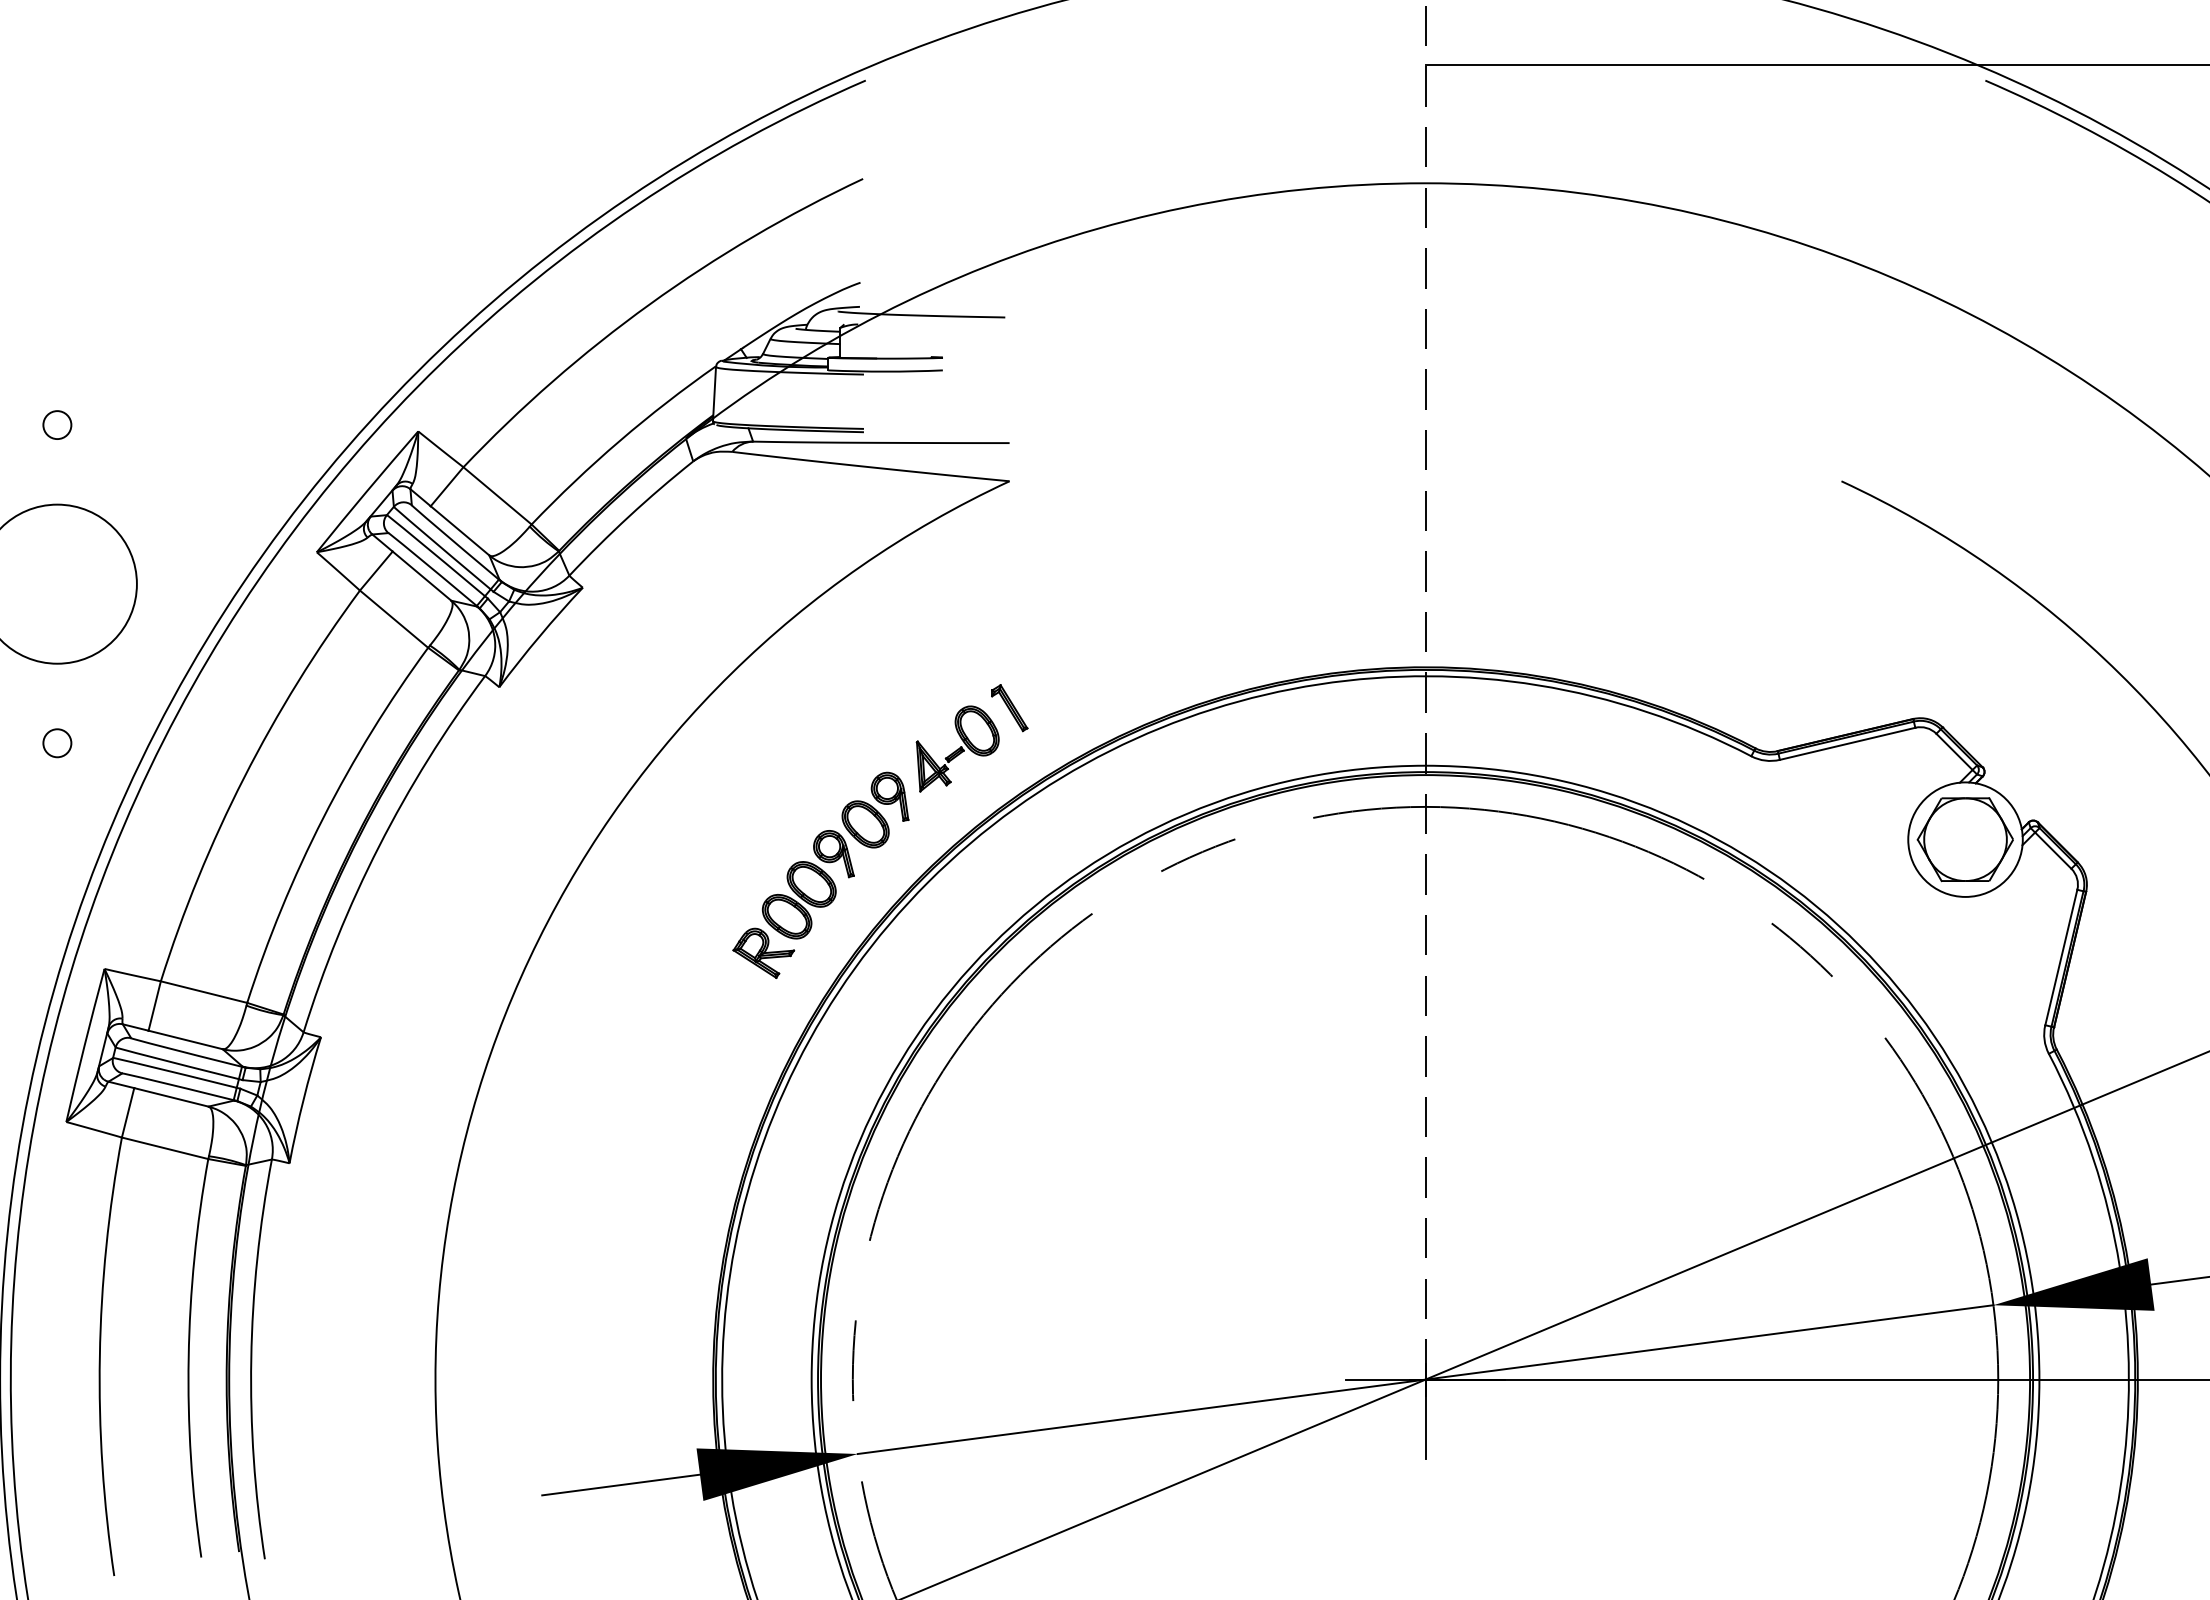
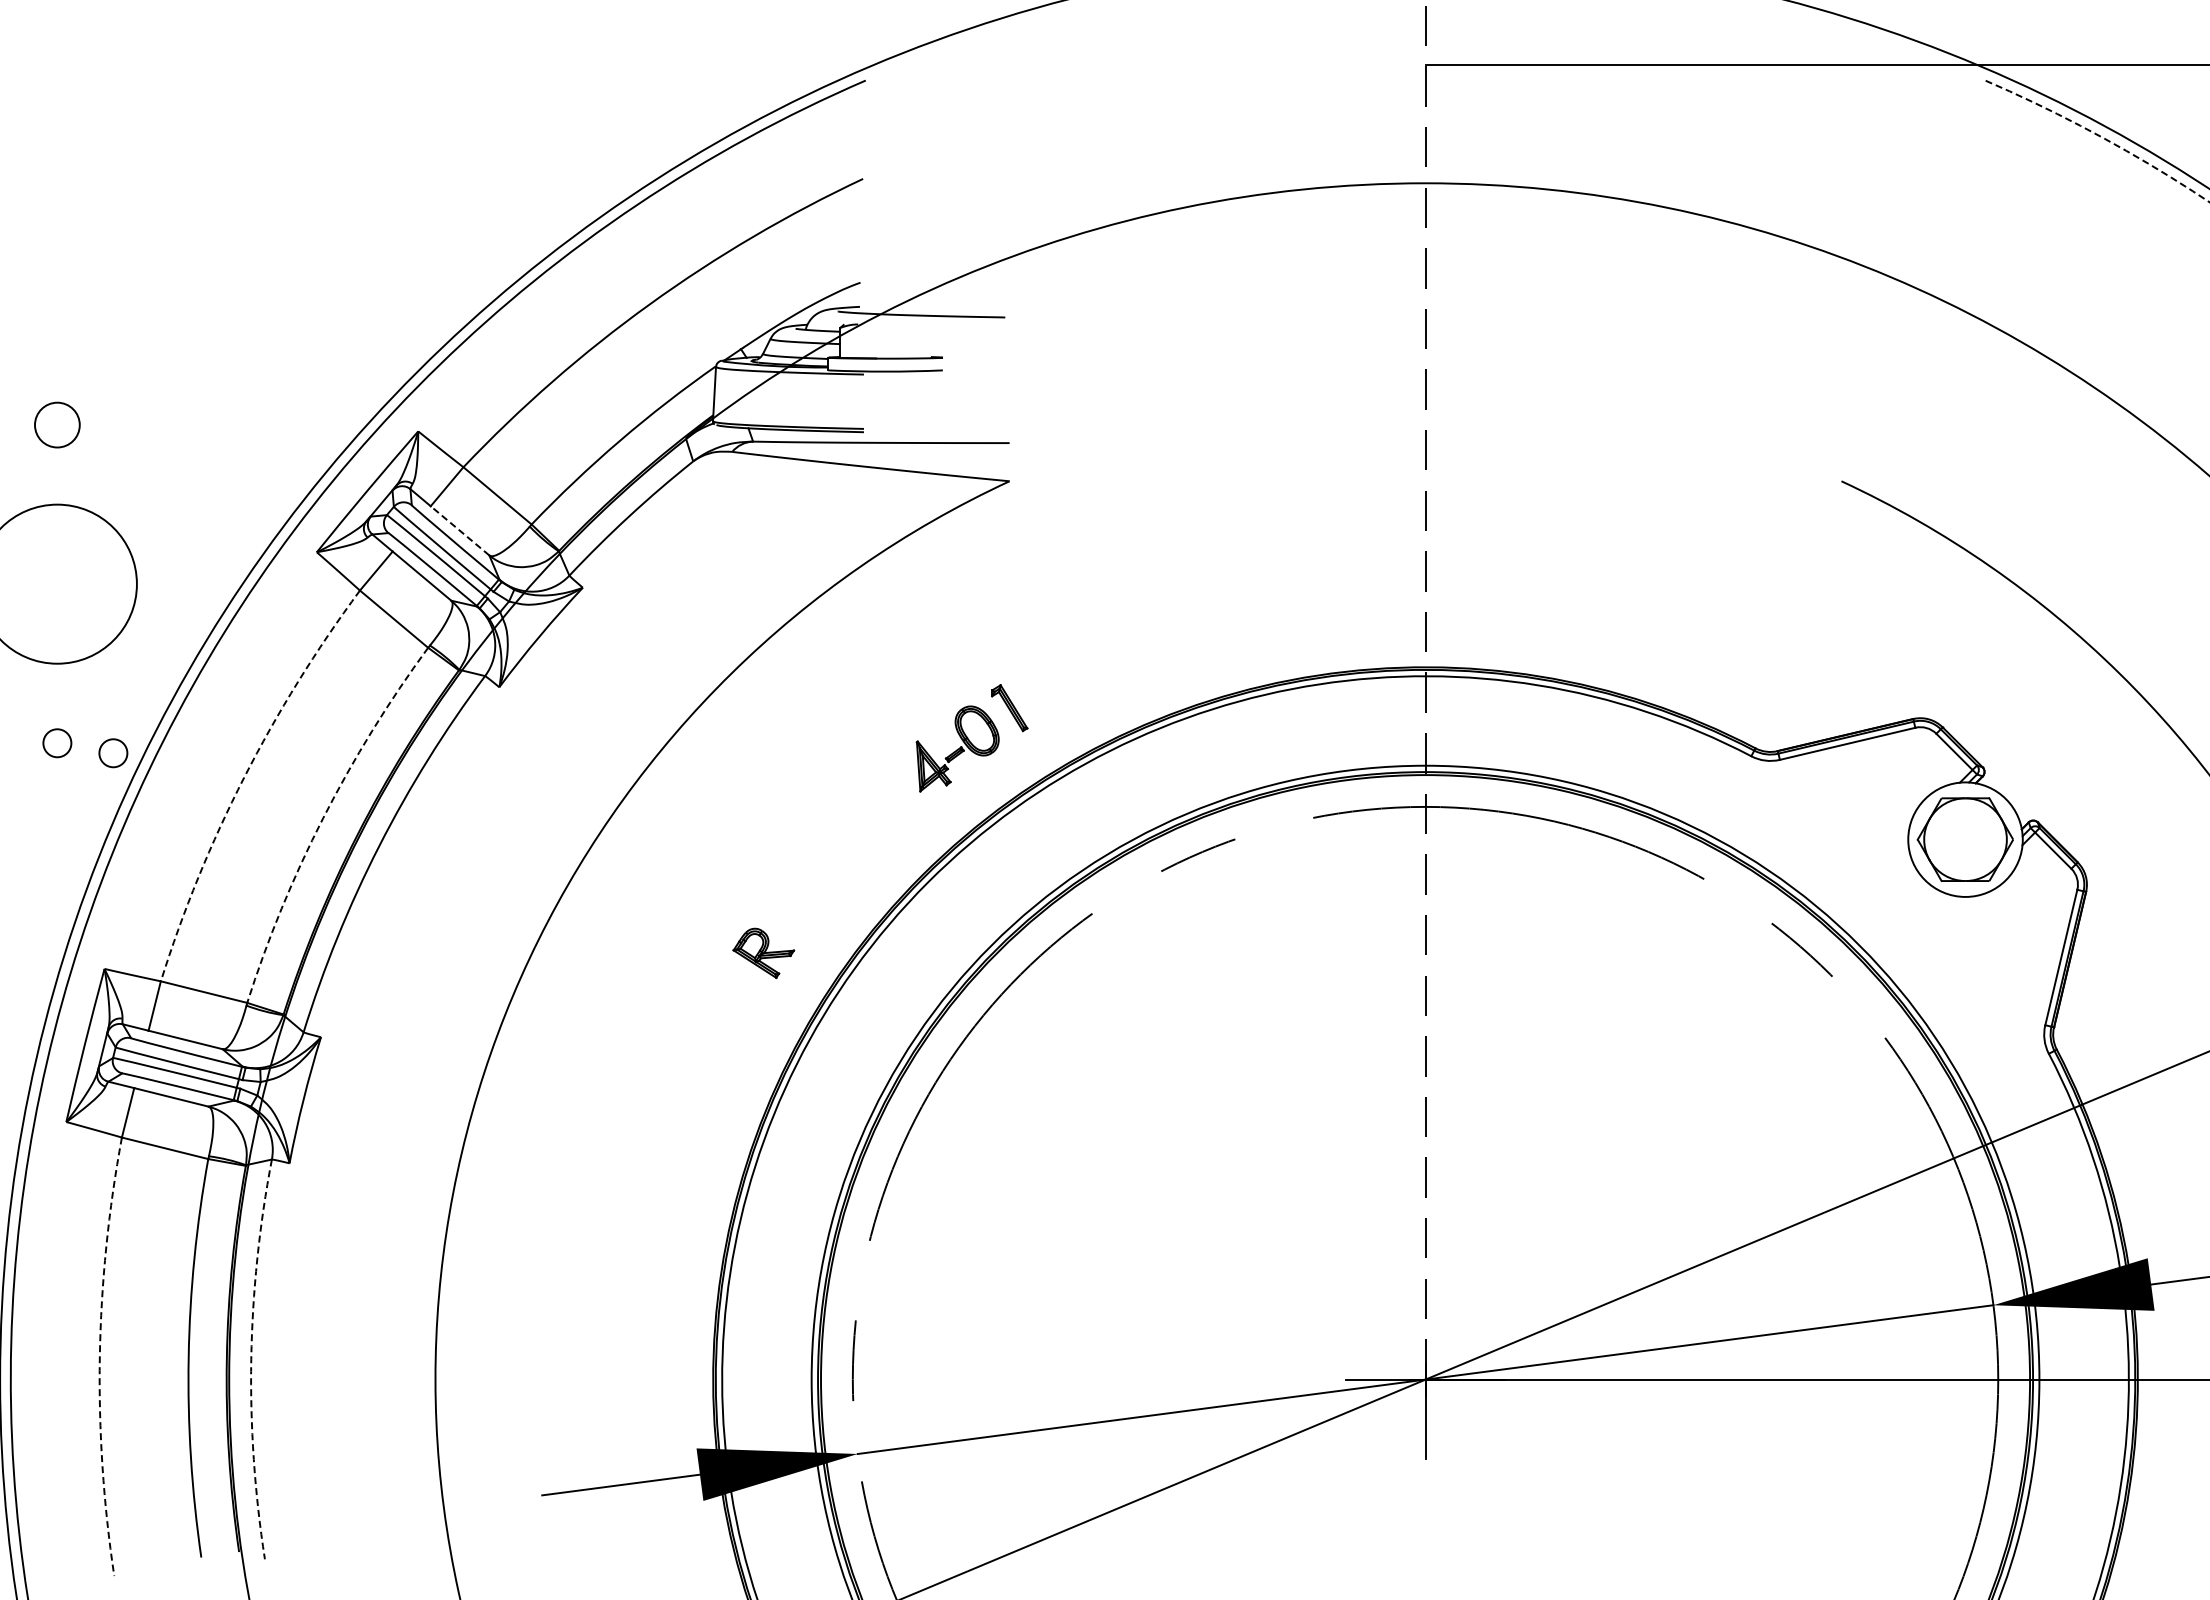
arc: solid -> dashed (2100, 136)
circle diameter: 28 px -> 45 px (57, 424)
line: solid -> dashed (459, 530)
circle: none -> present (113, 753)
arc: solid -> dashed (244, 777)
arc: solid -> dashed (323, 818)
part: present -> none (835, 855)
arc: solid -> dashed (99, 1356)
arc: solid -> dashed (251, 1359)
